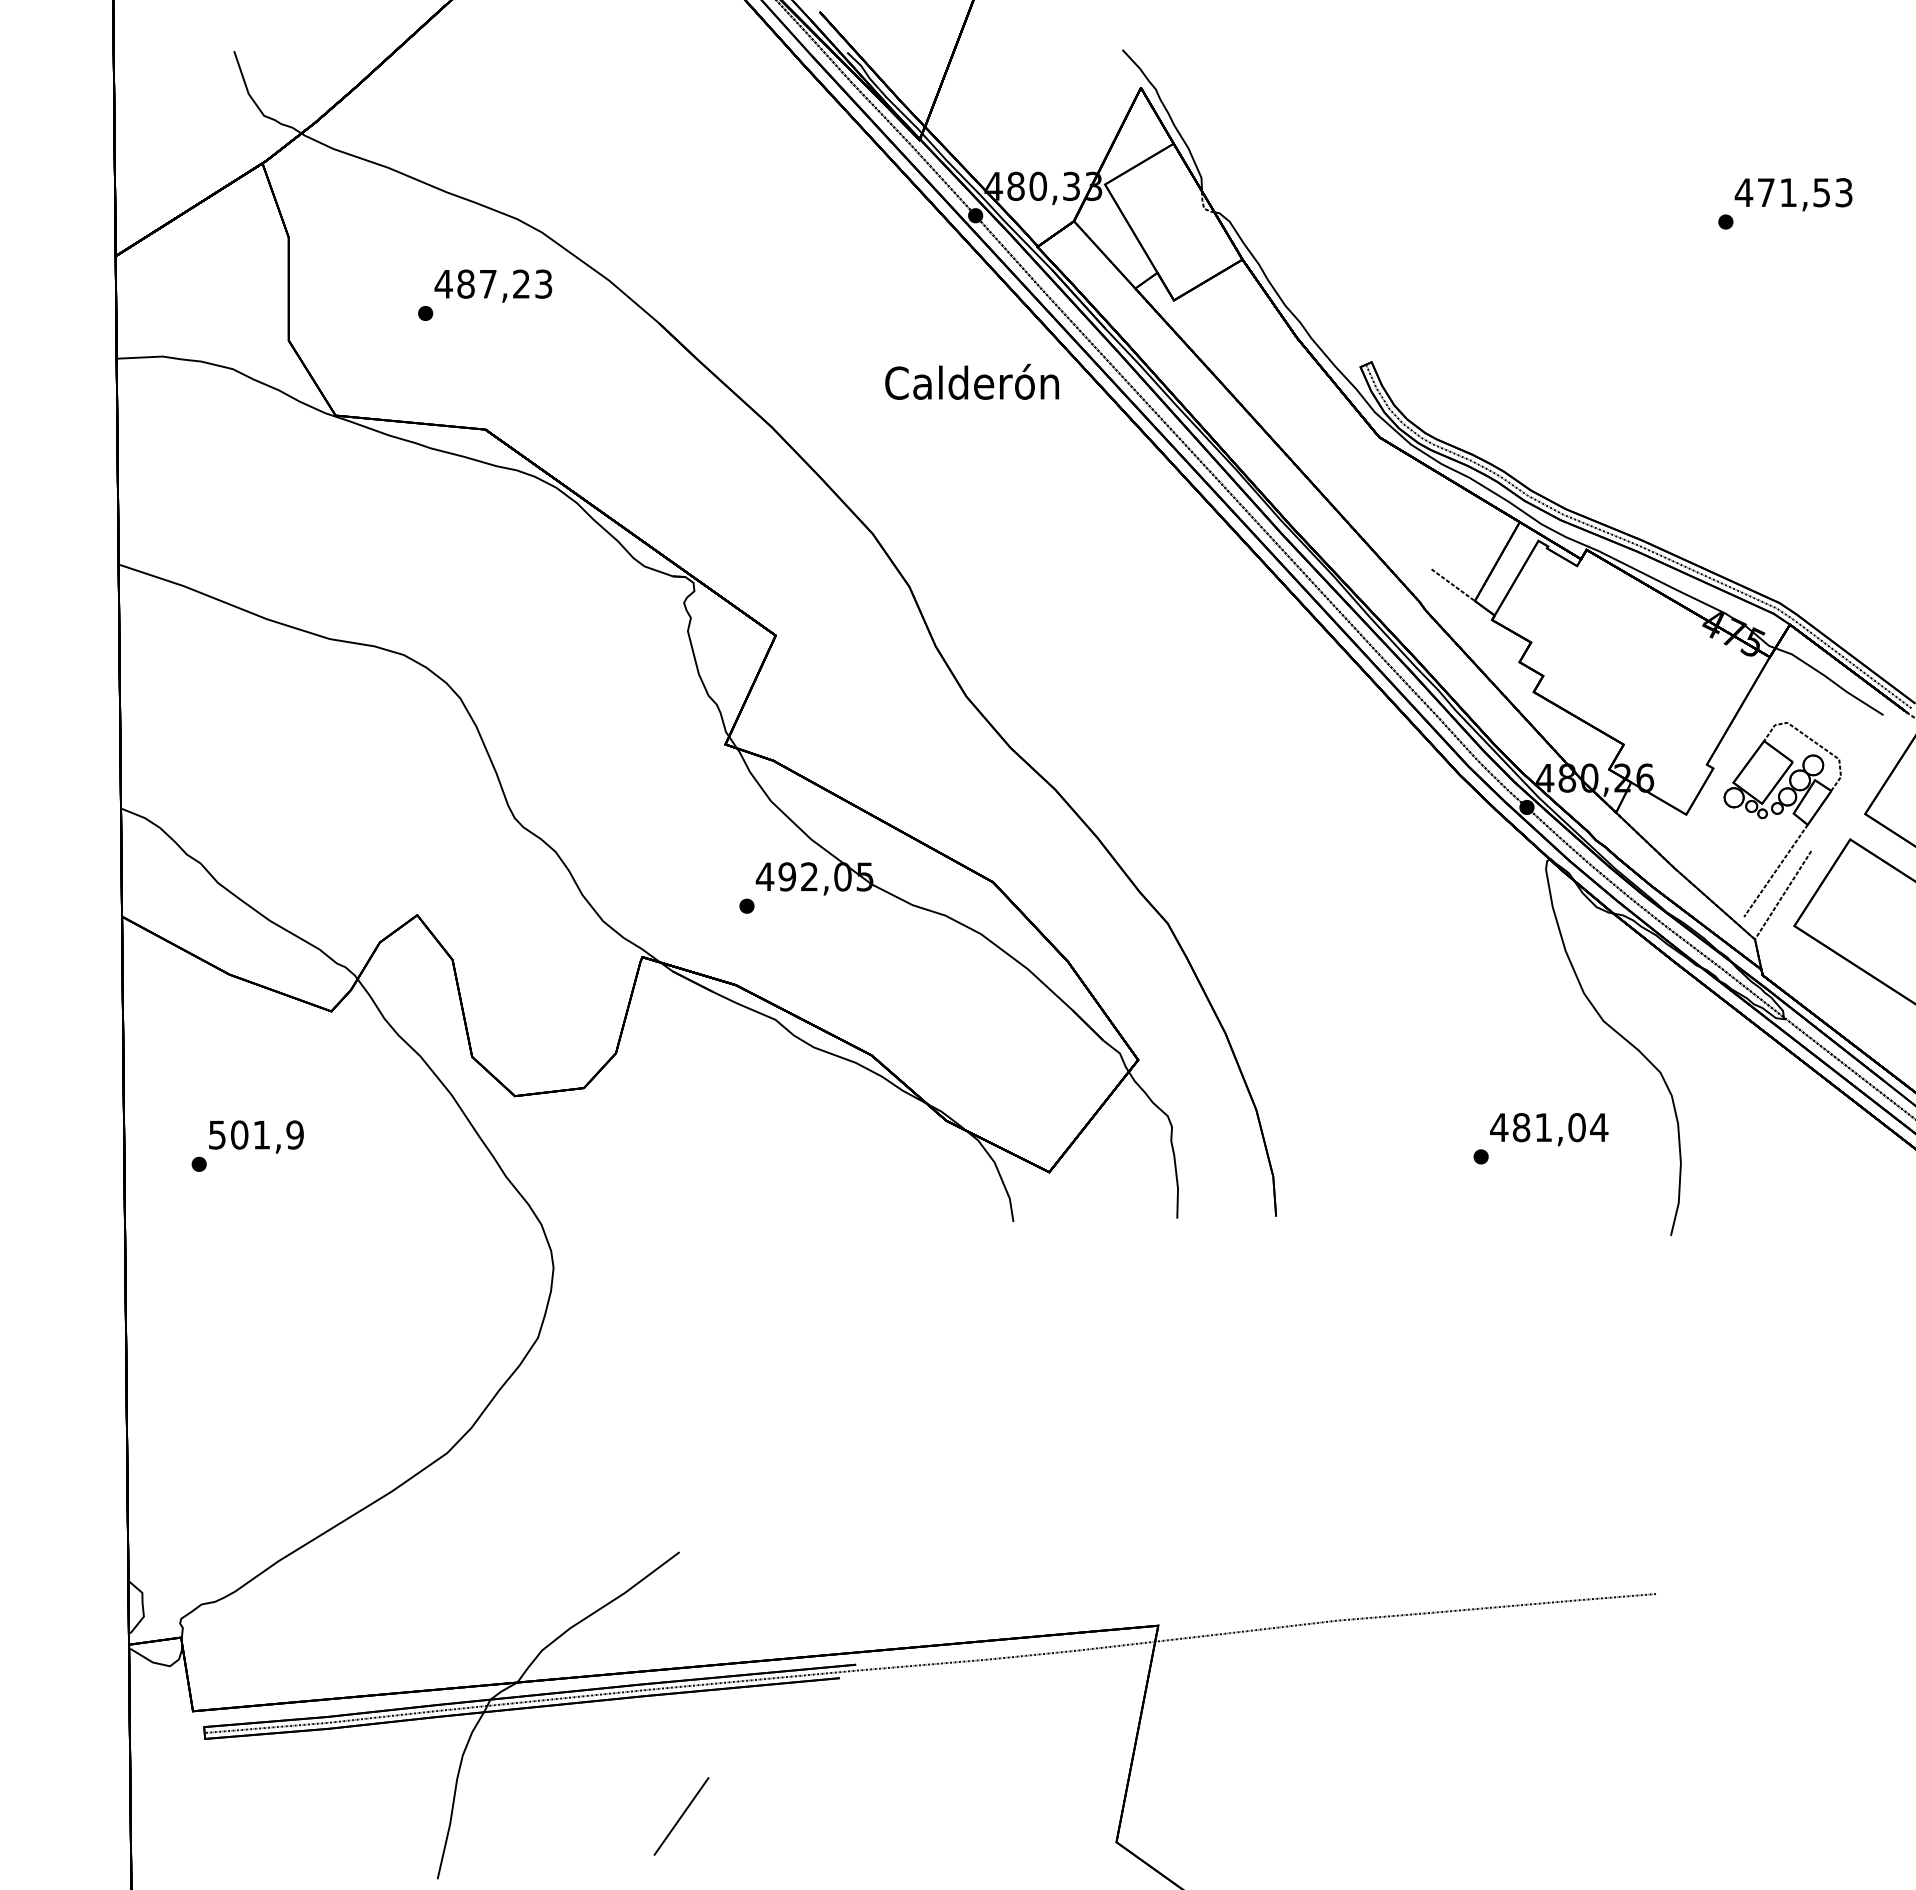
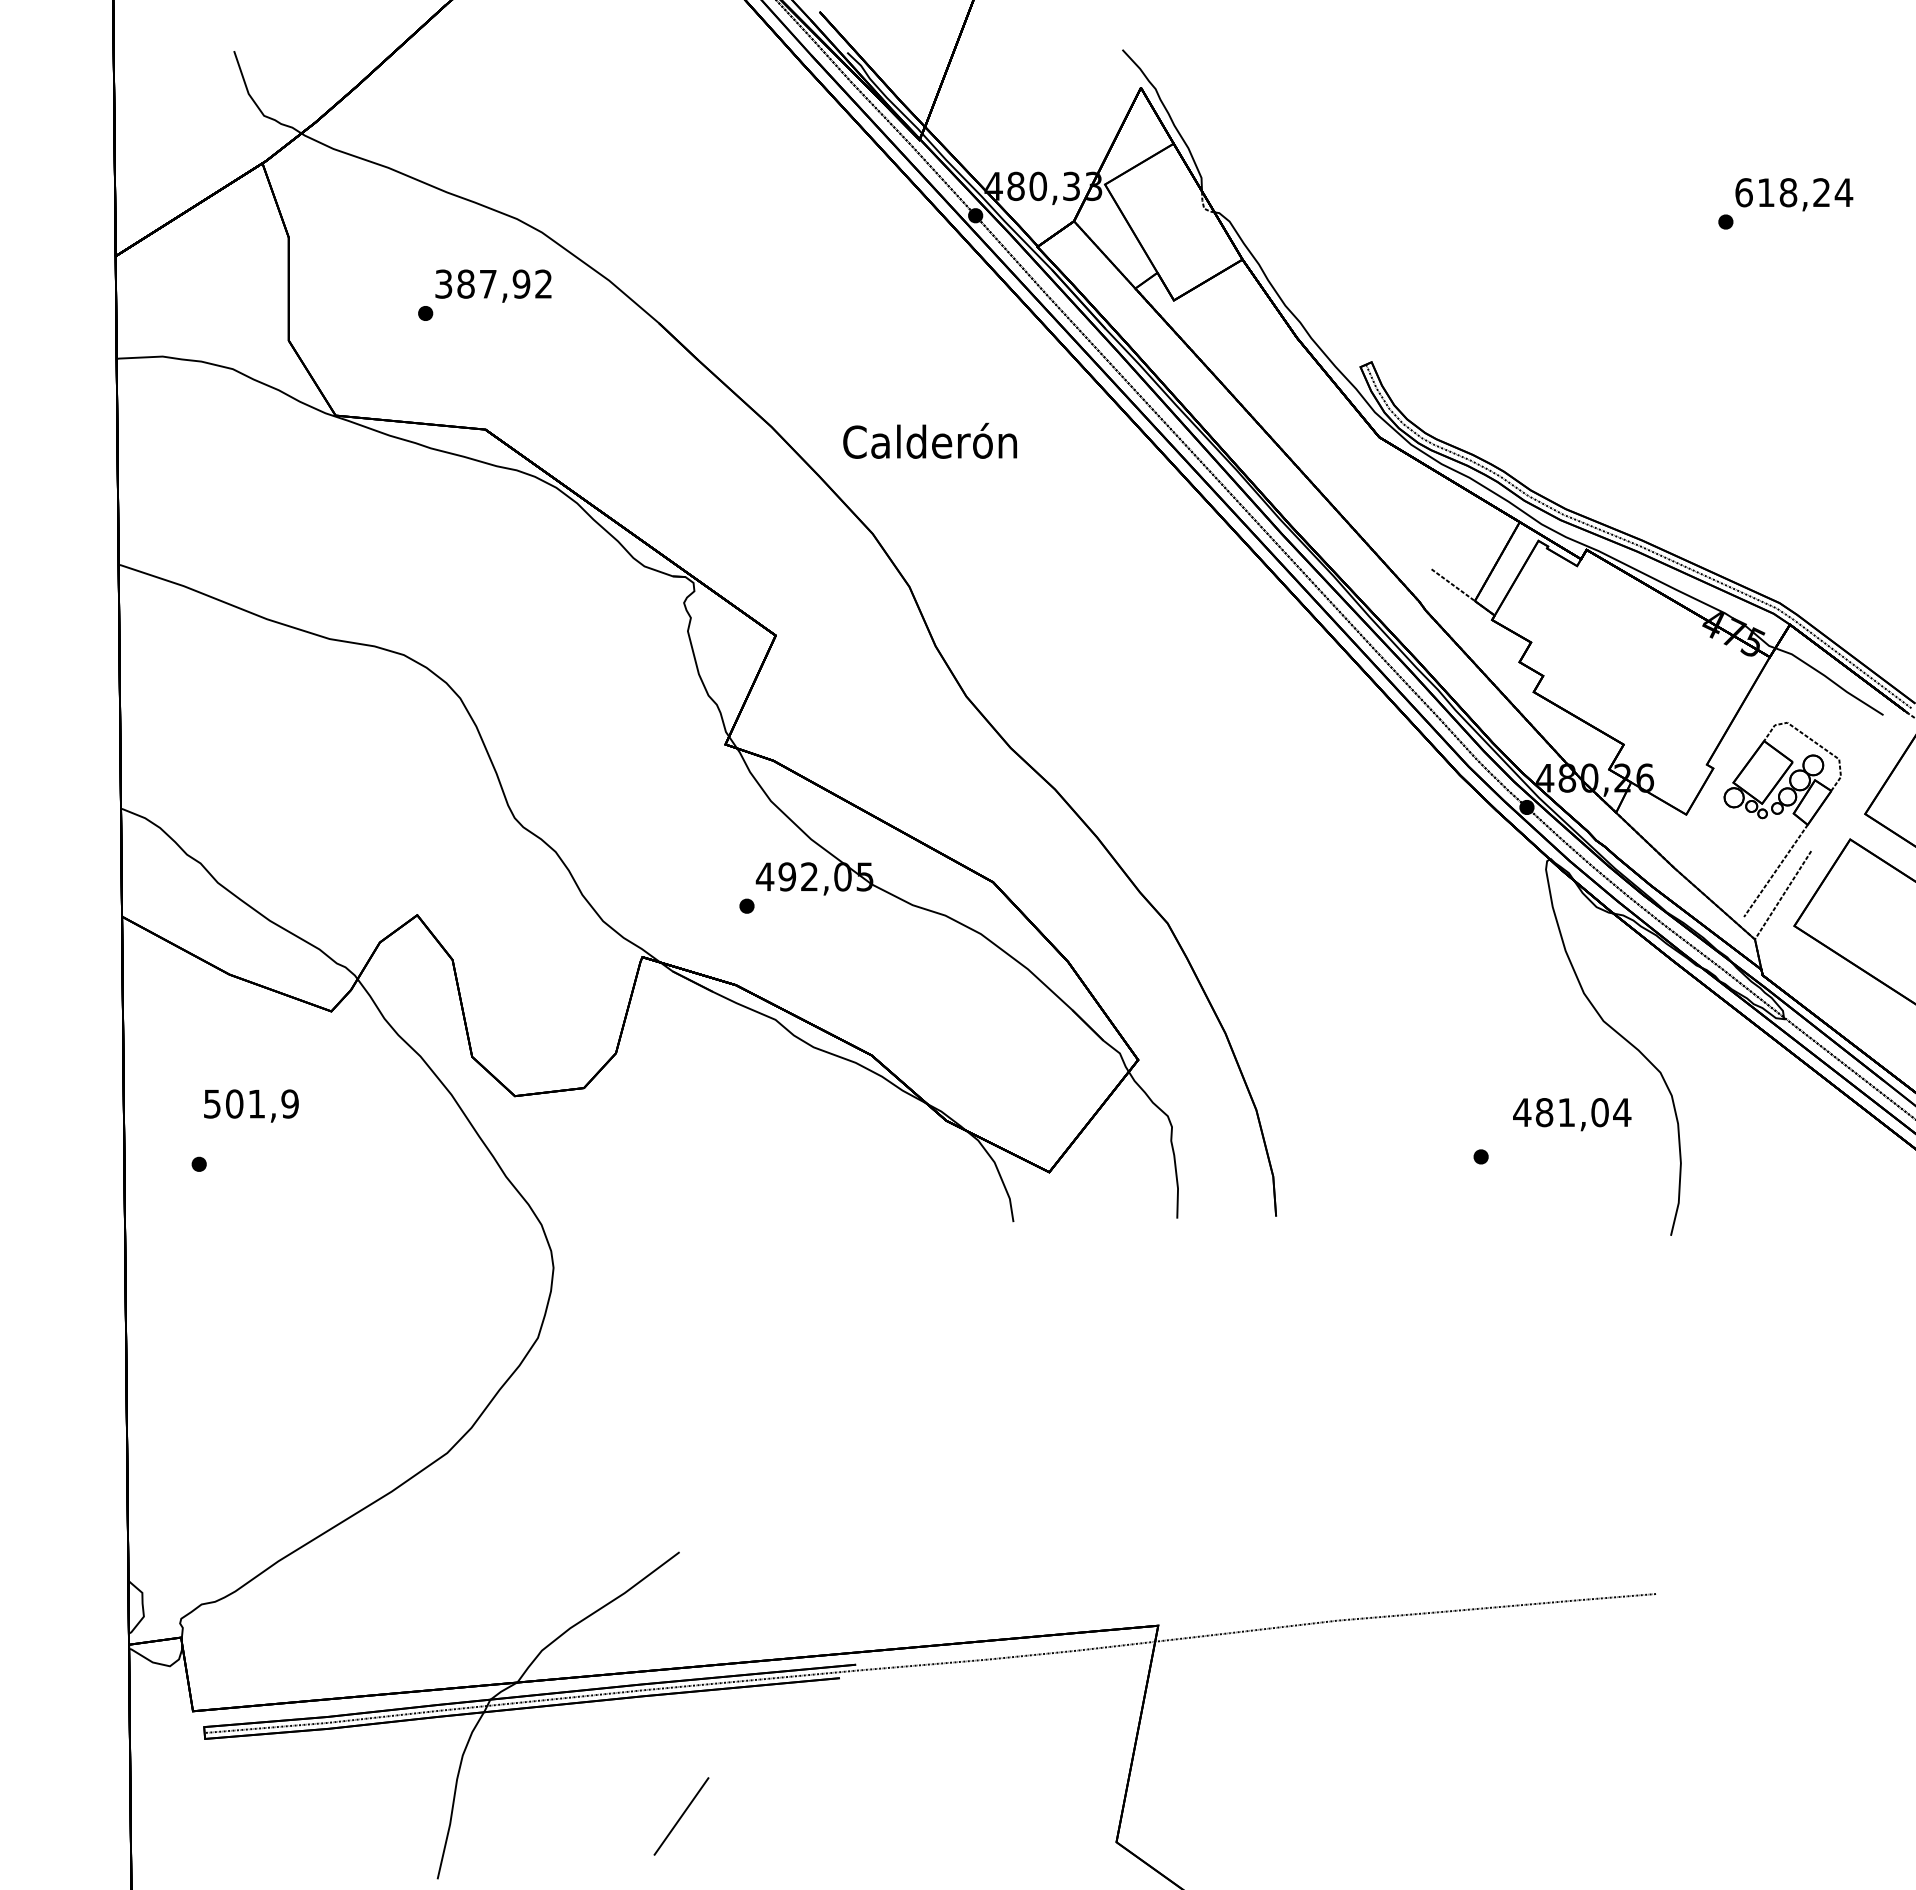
text: 471,53 -> 618,24 (1793, 192)
text: 487,23 -> 387,92 (493, 283)
text position: (971, 381) -> (929, 440) (929, 440)
text position: (1549, 1129) -> (1572, 1114) (1572, 1114)
text position: (256, 1136) -> (251, 1105) (251, 1105)
